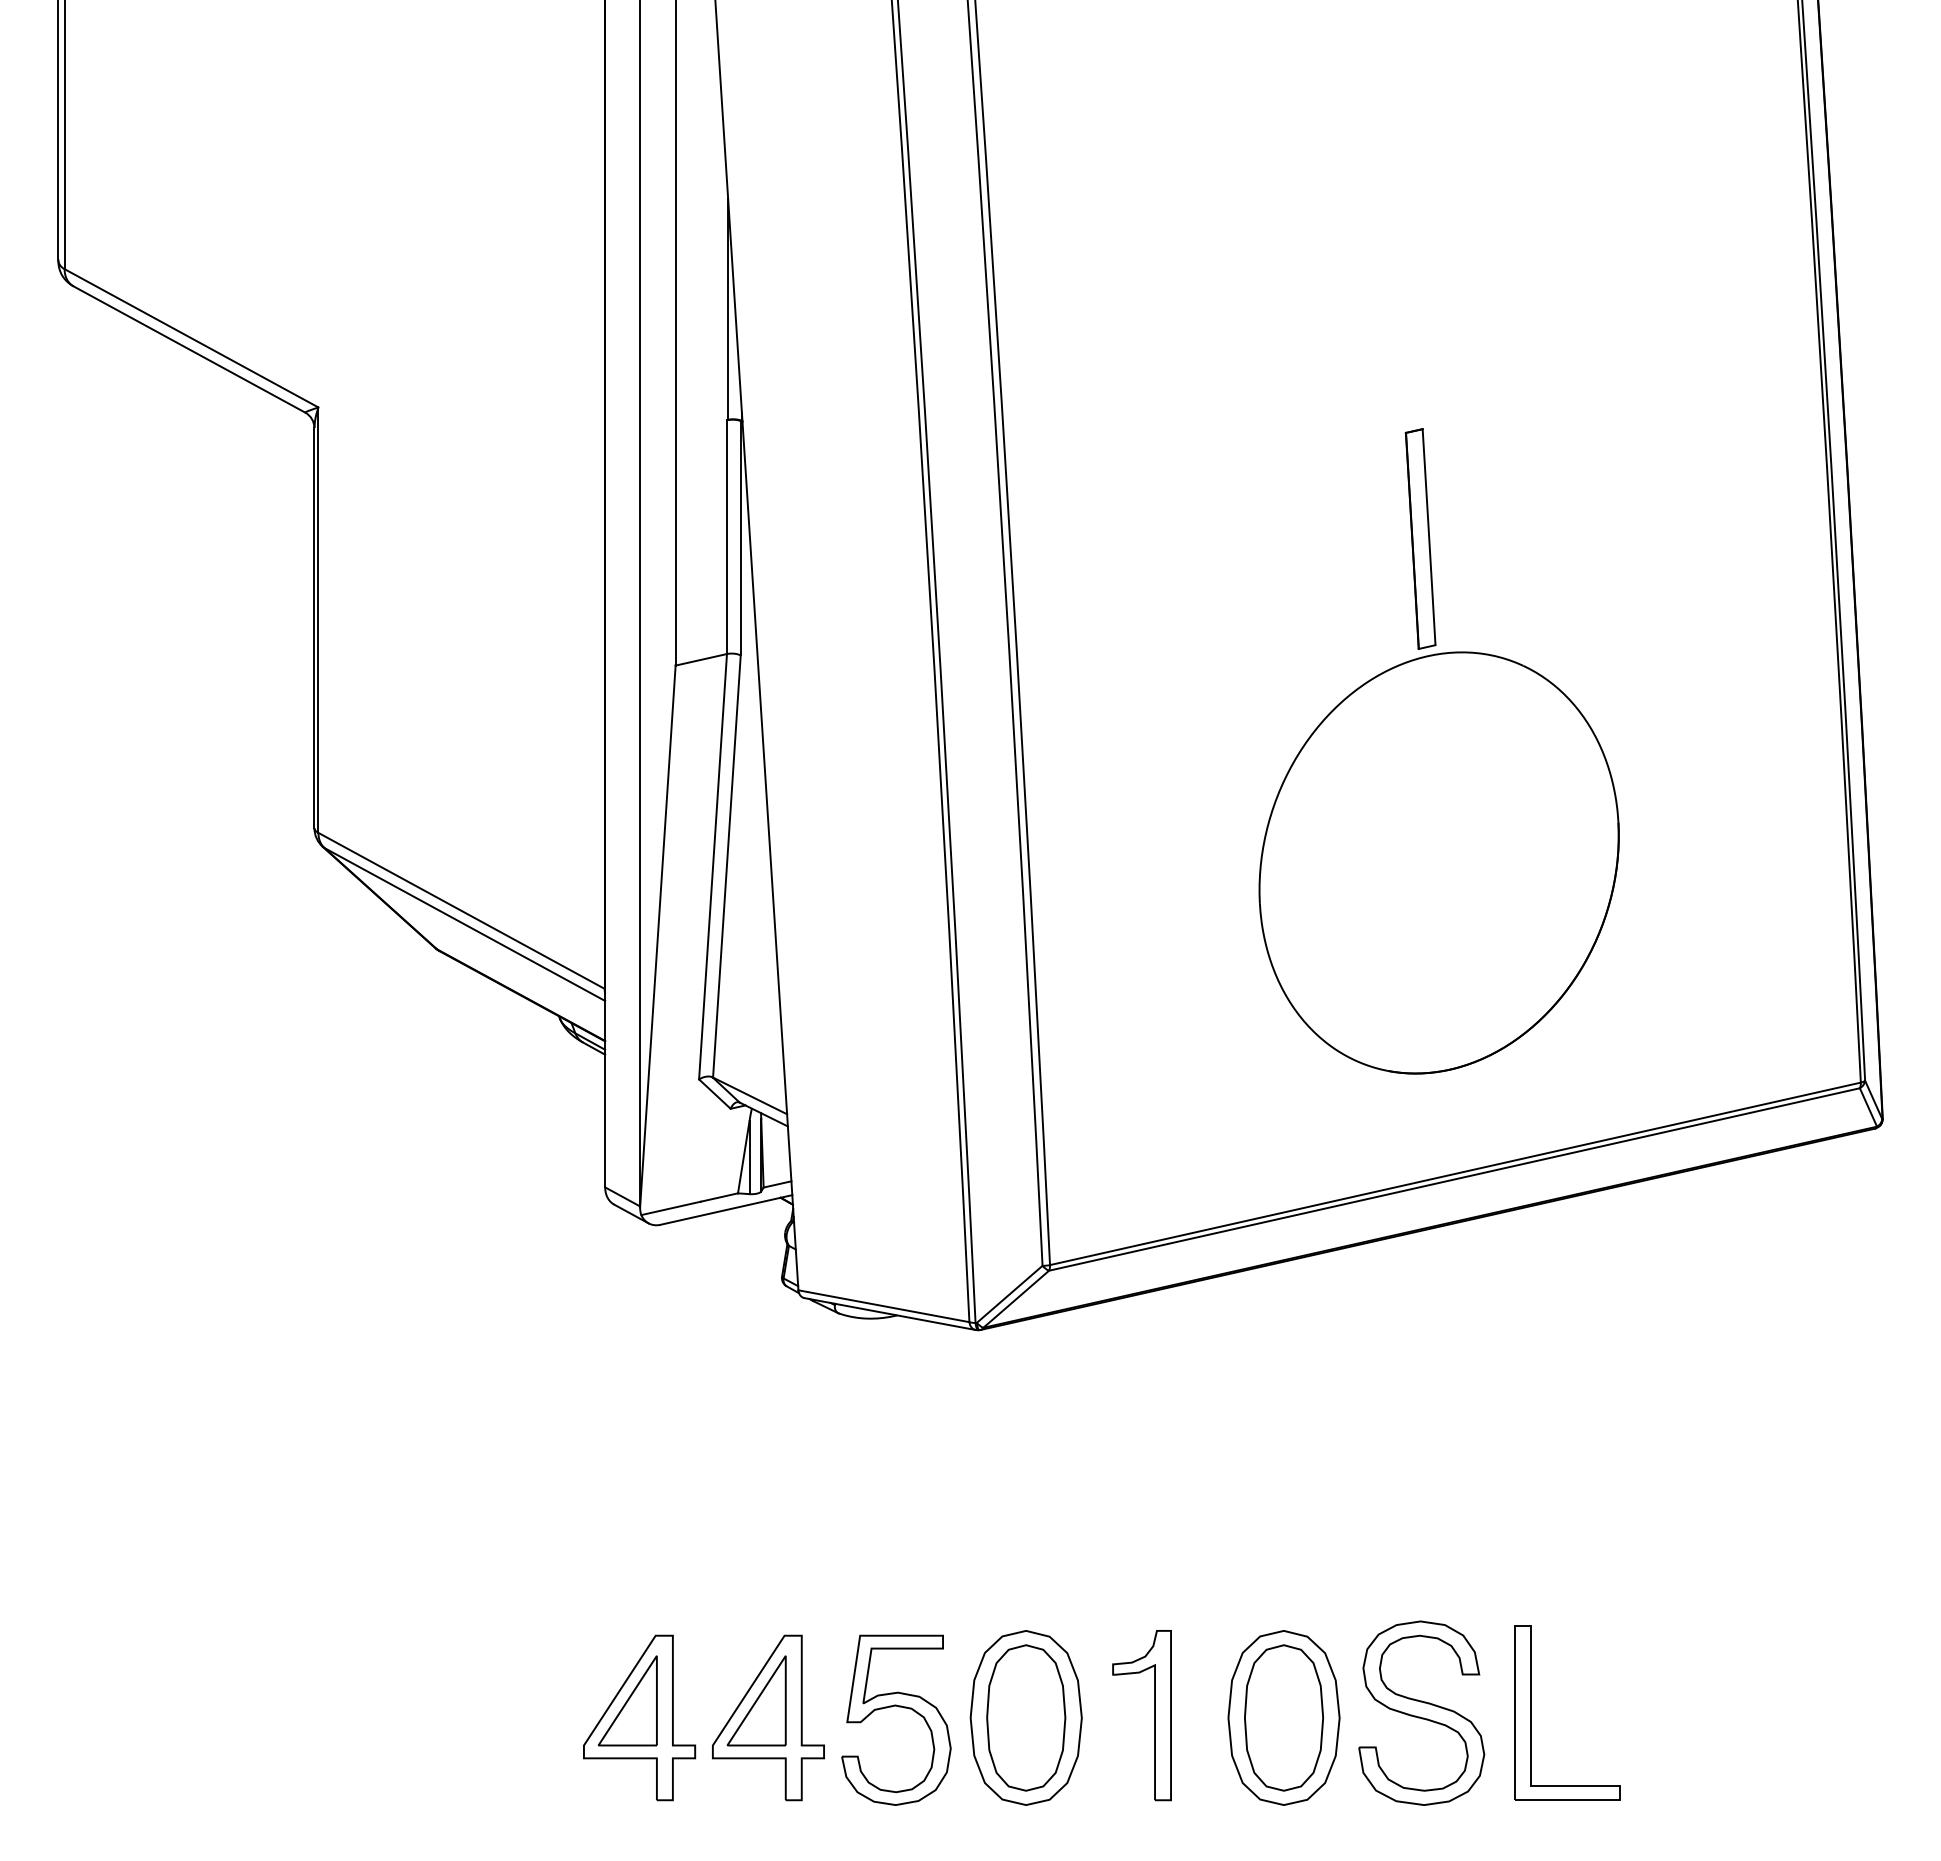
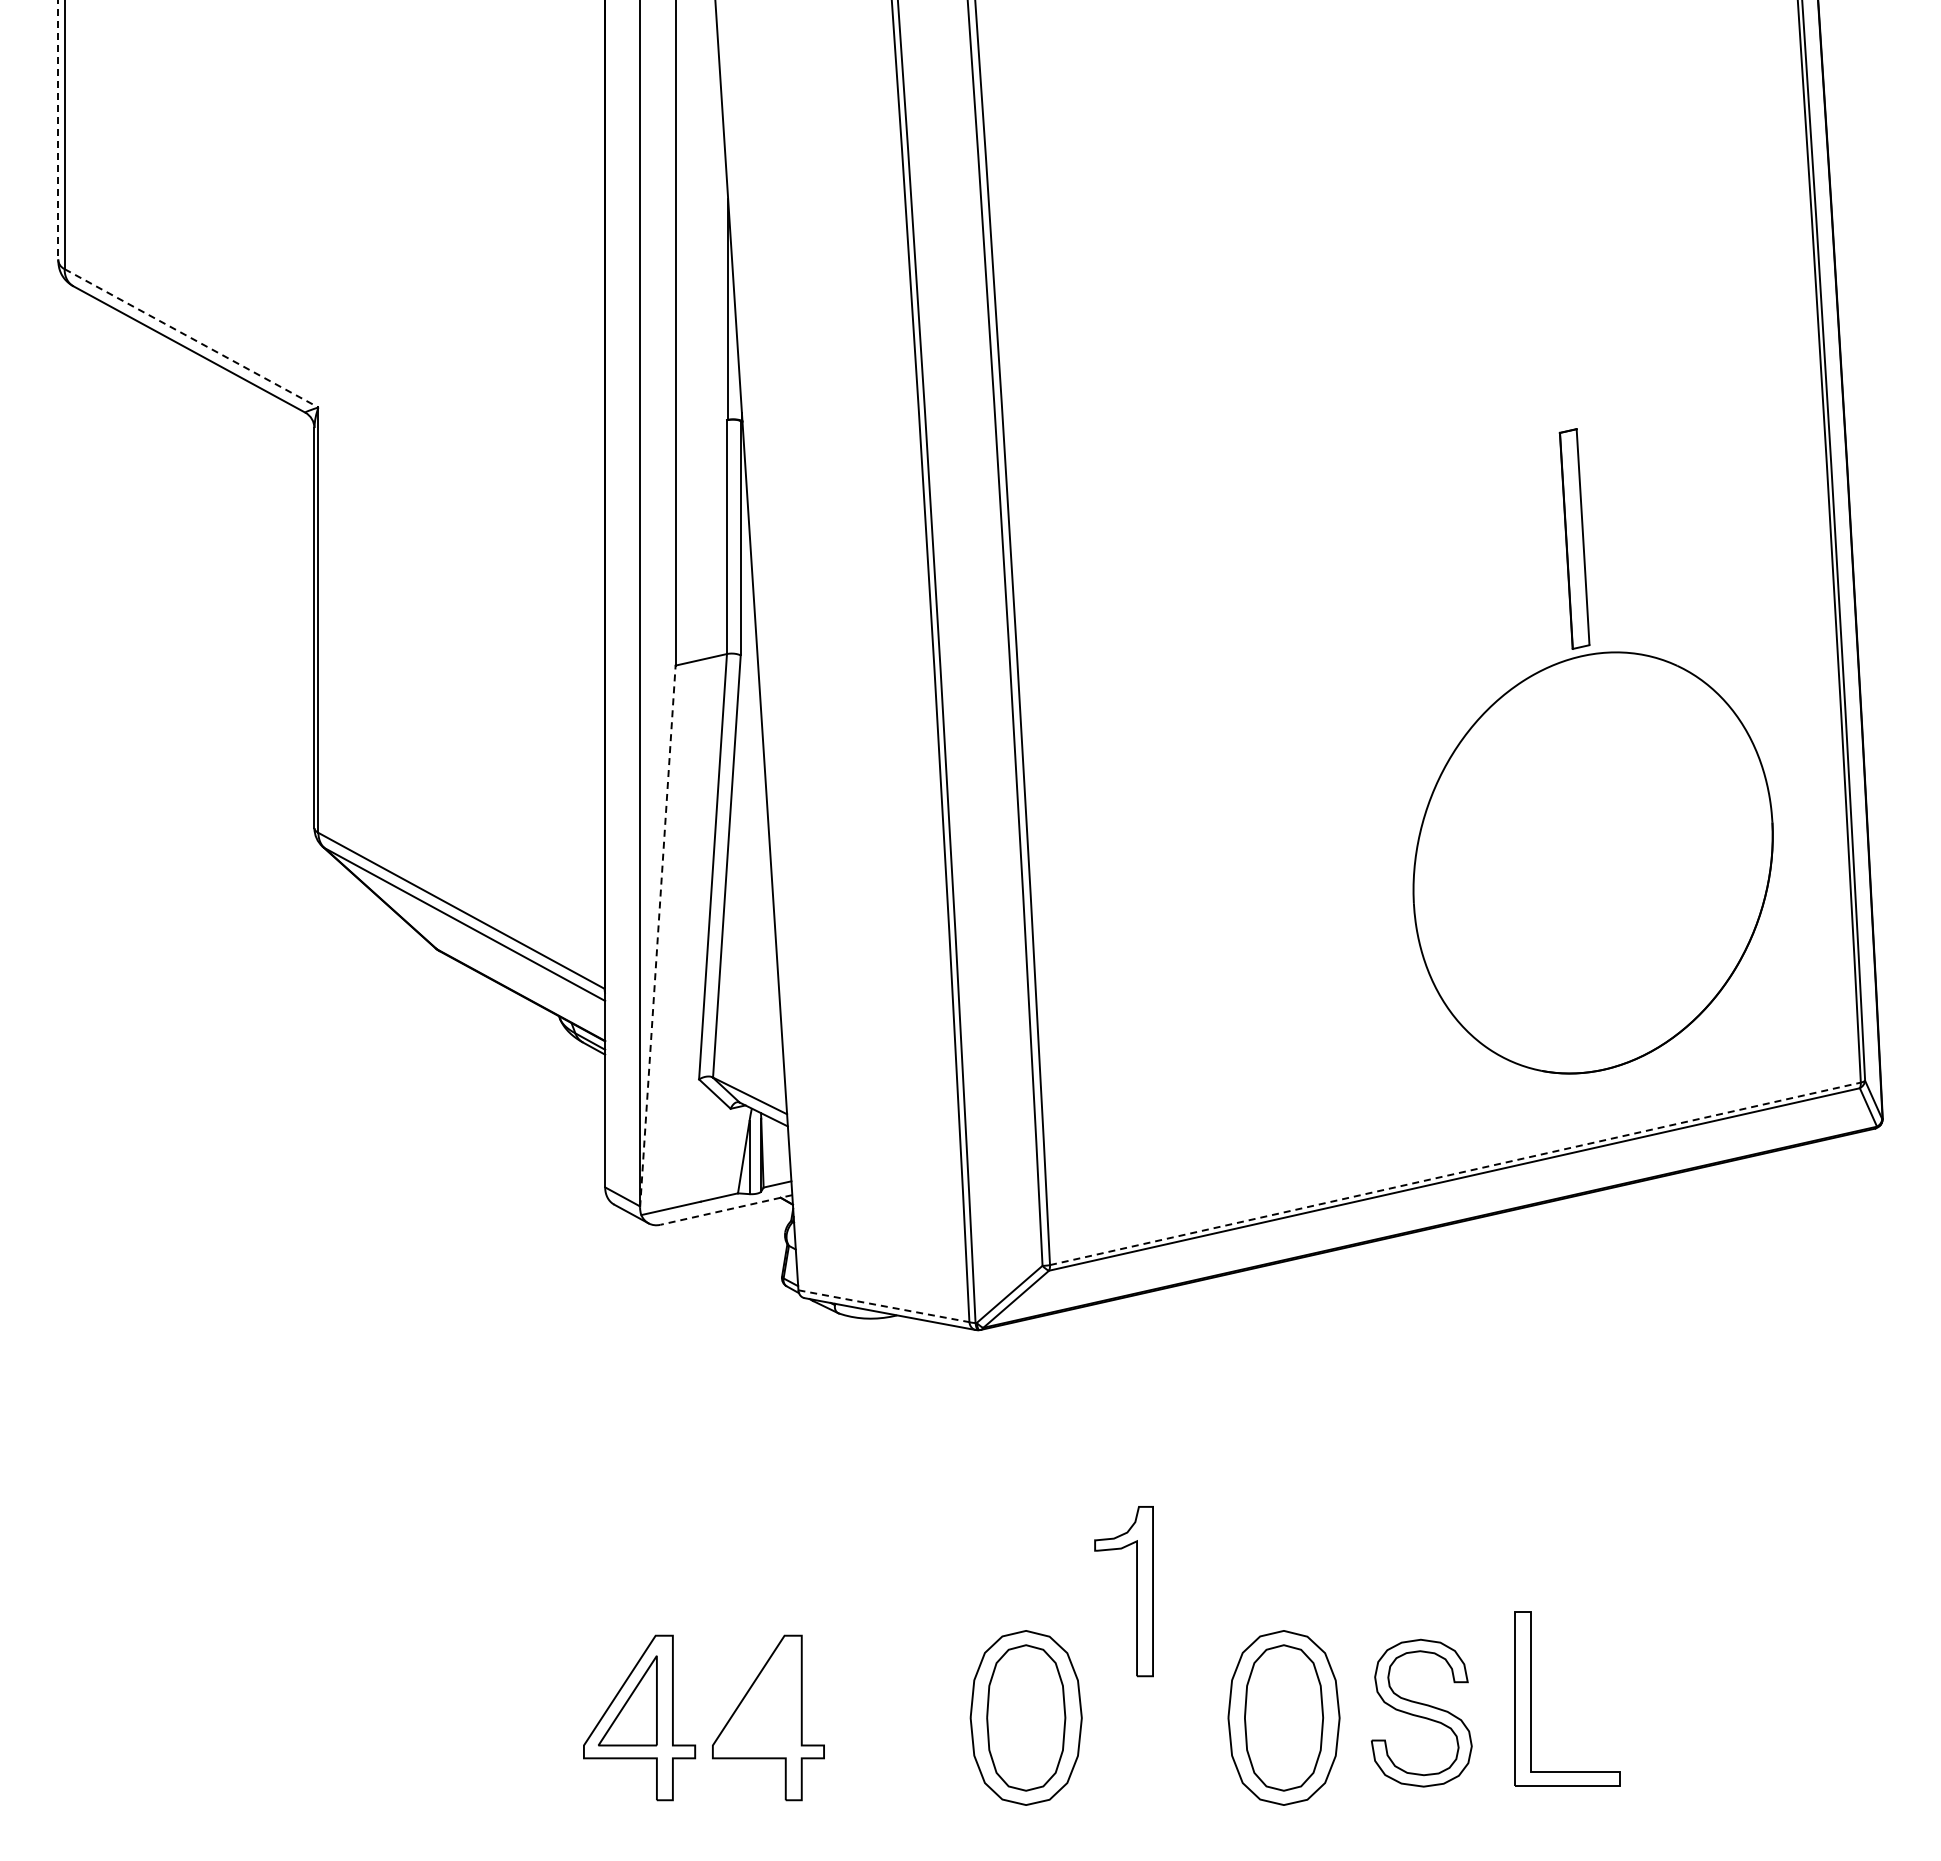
line: solid -> dashed (58, 130)
line: solid -> dashed (191, 338)
part position: (1438, 751) -> (1592, 751) (1592, 751)
line: solid -> dashed (657, 935)
line: solid -> dashed (1455, 1173)
line: solid -> dashed (726, 1210)
line: solid -> dashed (883, 1306)
part: present -> none (756, 1700)
part: present -> none (899, 1707)
part size: 128x186 px -> 102x150 px (1421, 1712)
part position: (1531, 1712) -> (1531, 1698) (1531, 1698)
part position: (1154, 1715) -> (1136, 1591) (1136, 1591)
